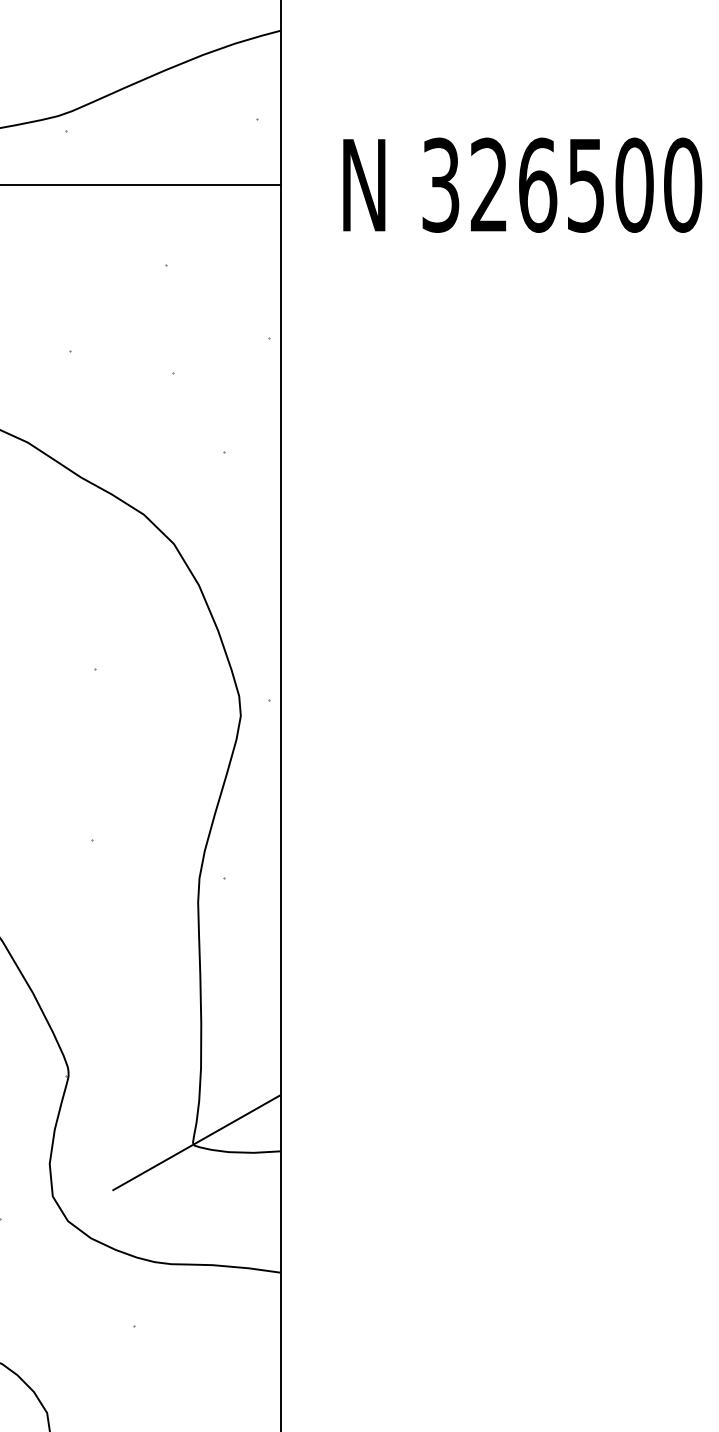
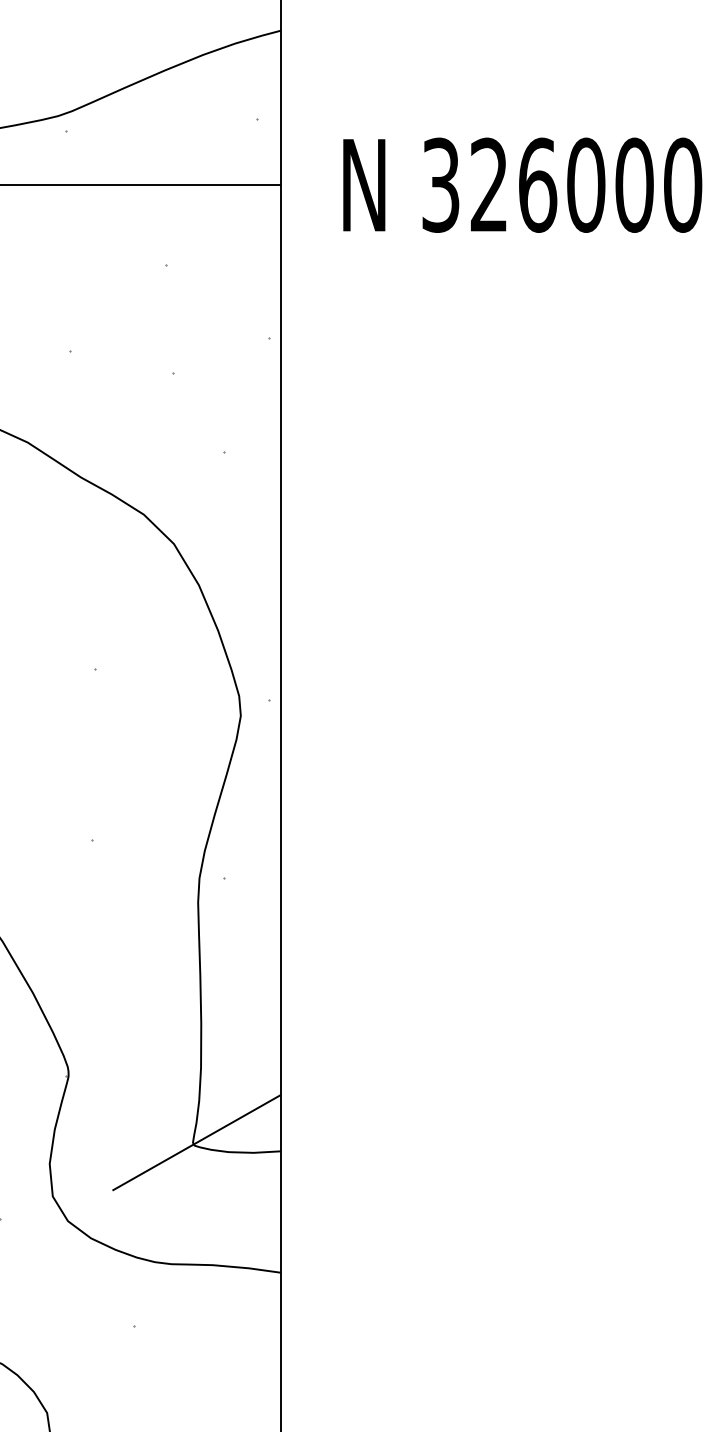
text: 326500 -> 326000 (586, 184)
